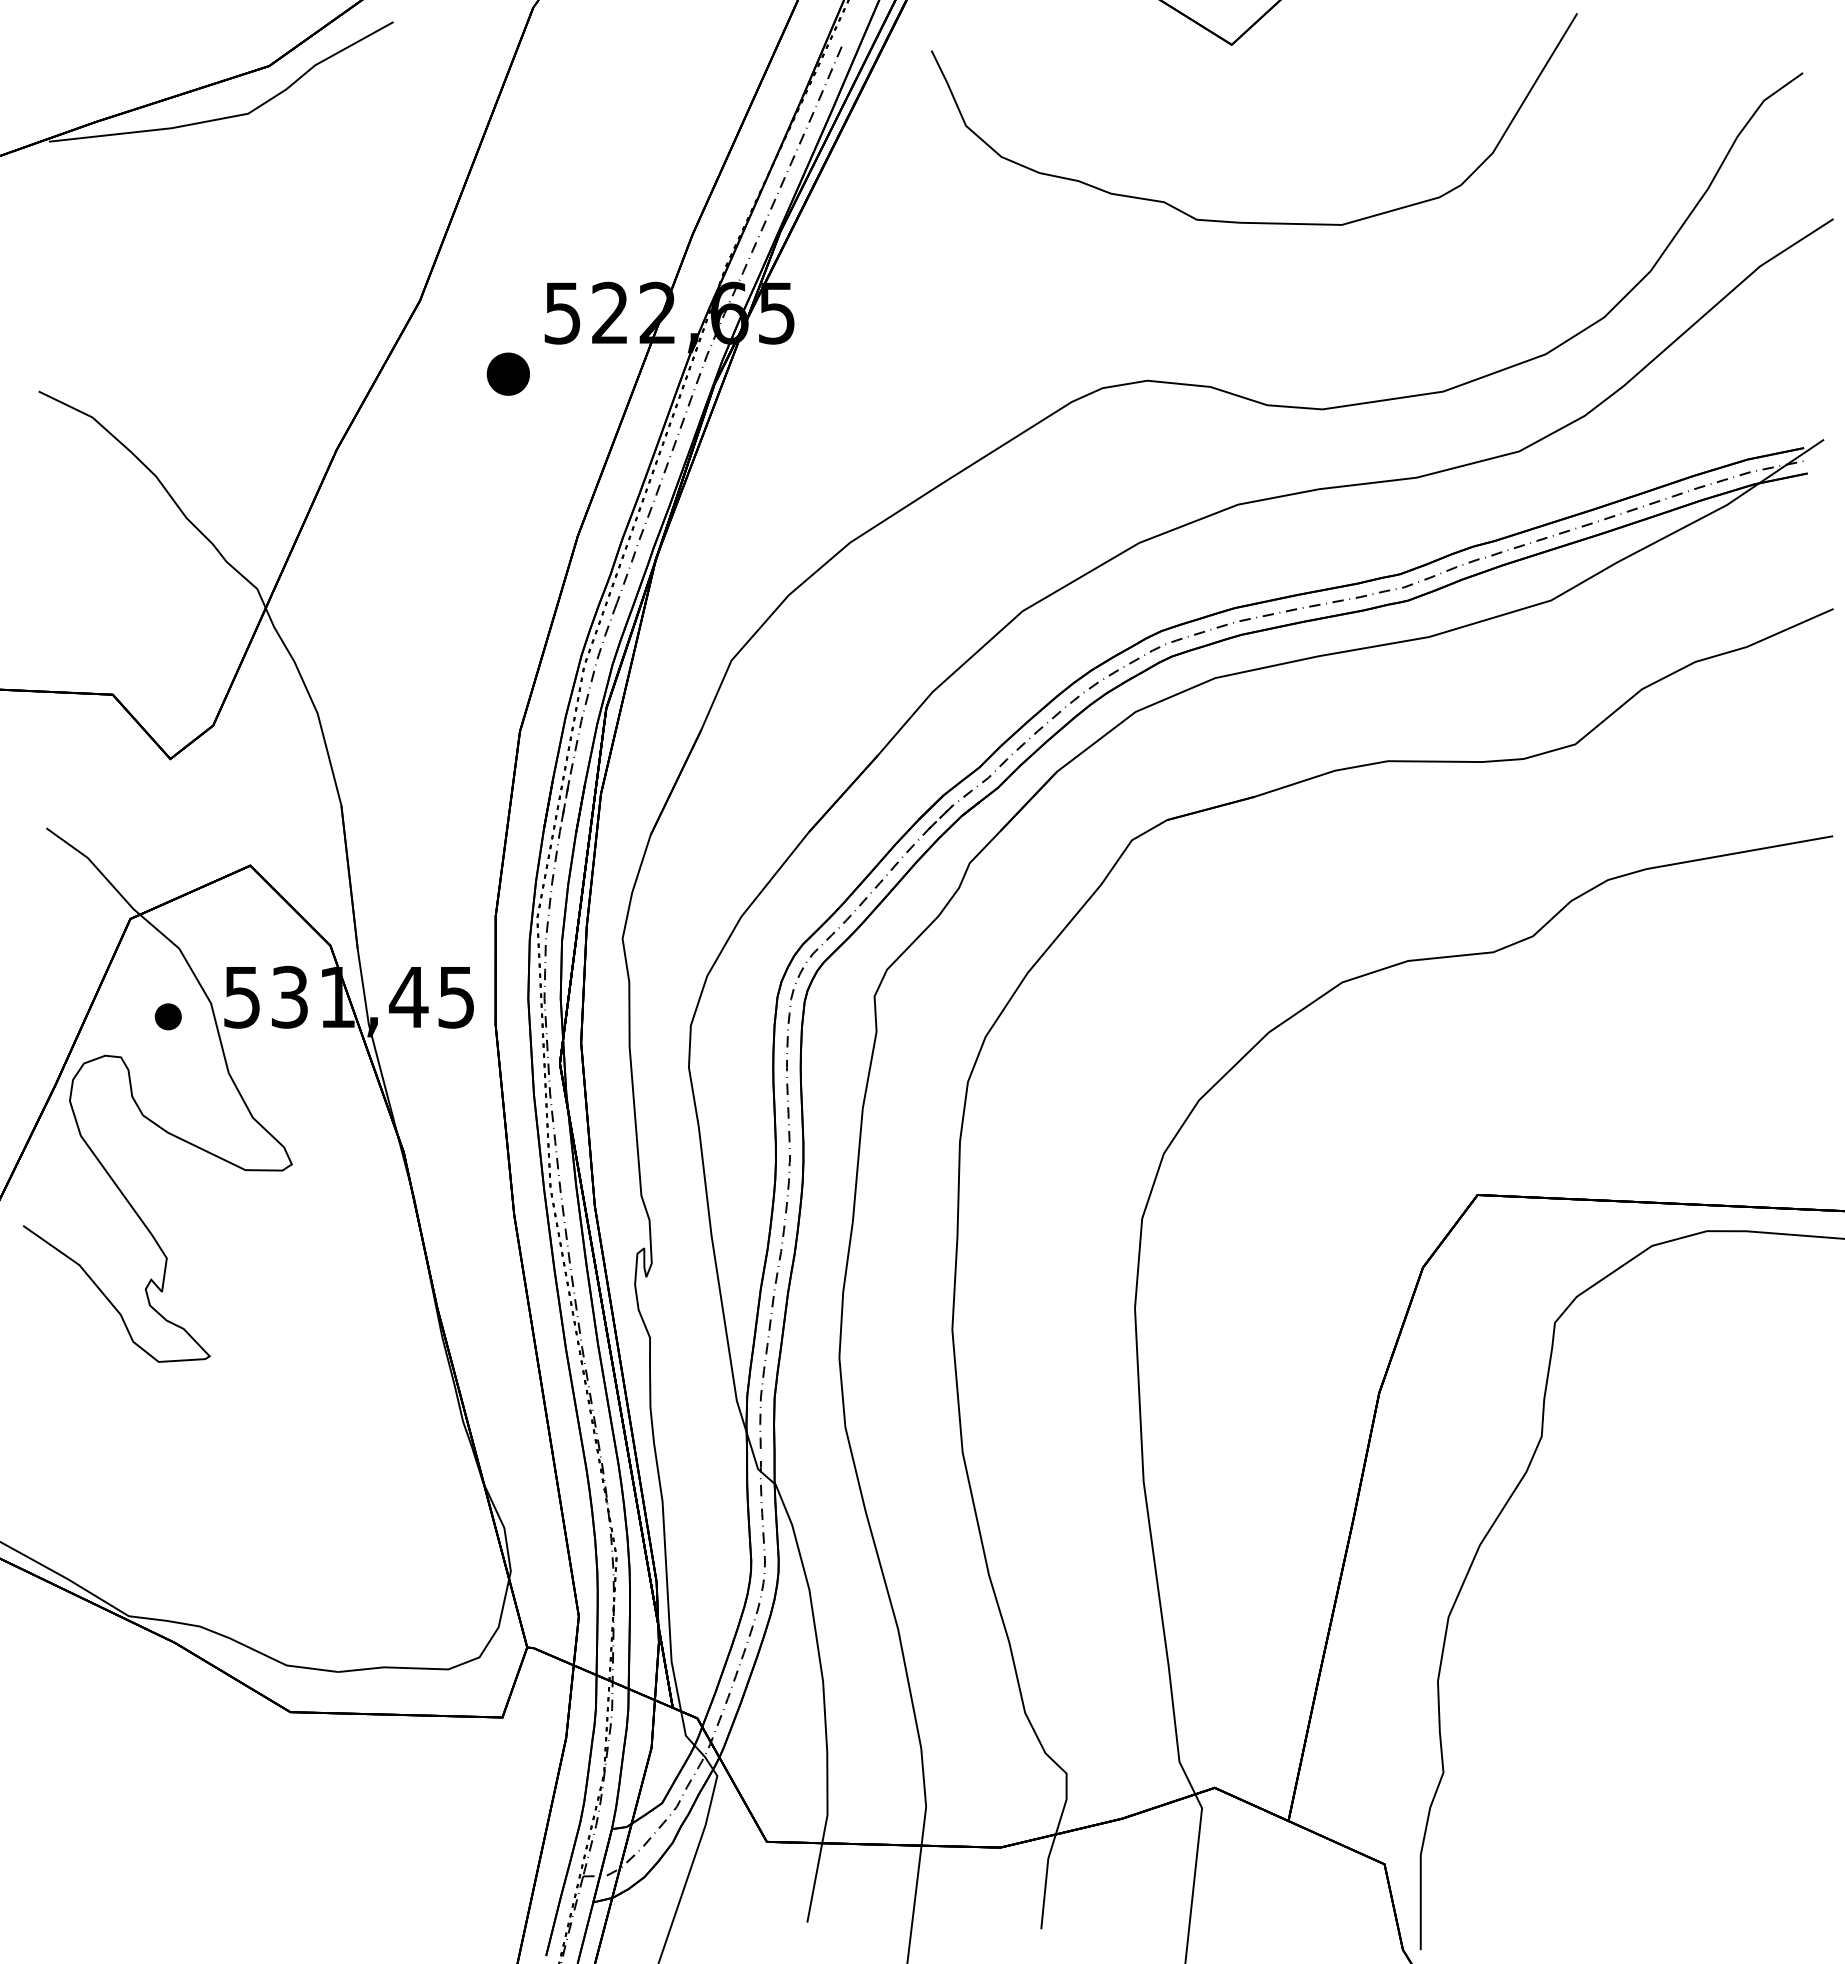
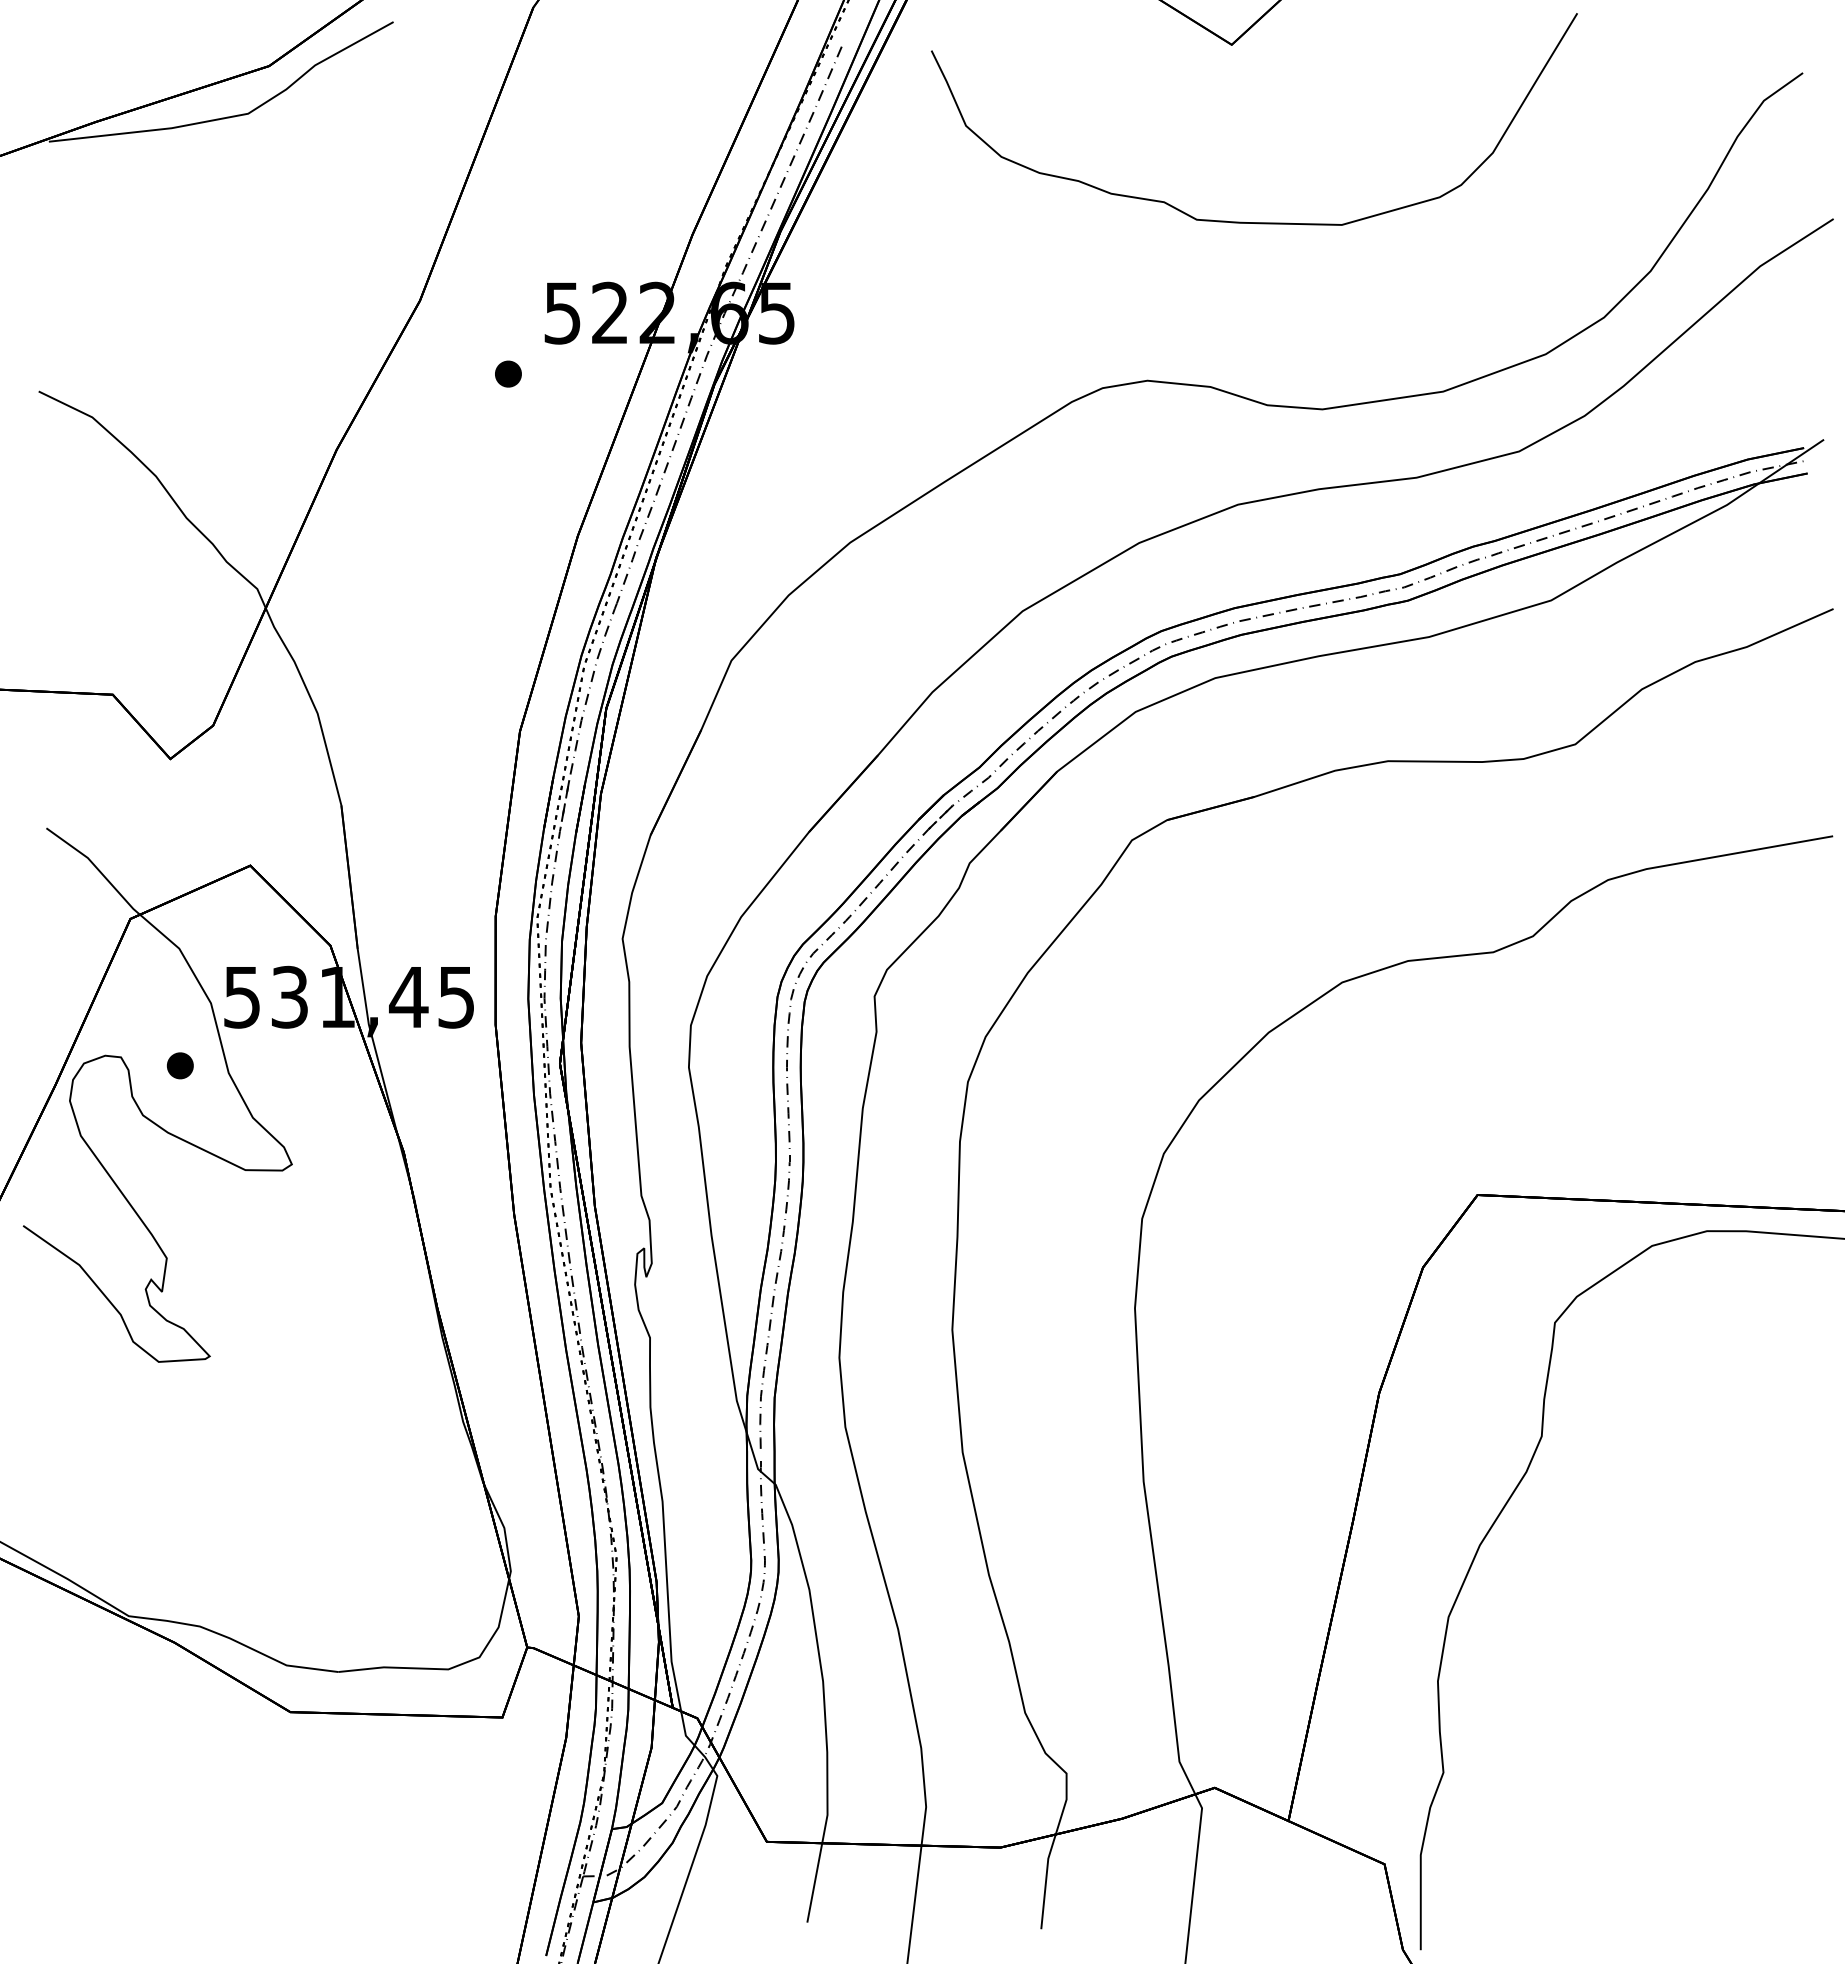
part size: 44x44 px -> 27x28 px (508, 373)
part position: (167, 1016) -> (179, 1065) (179, 1065)
